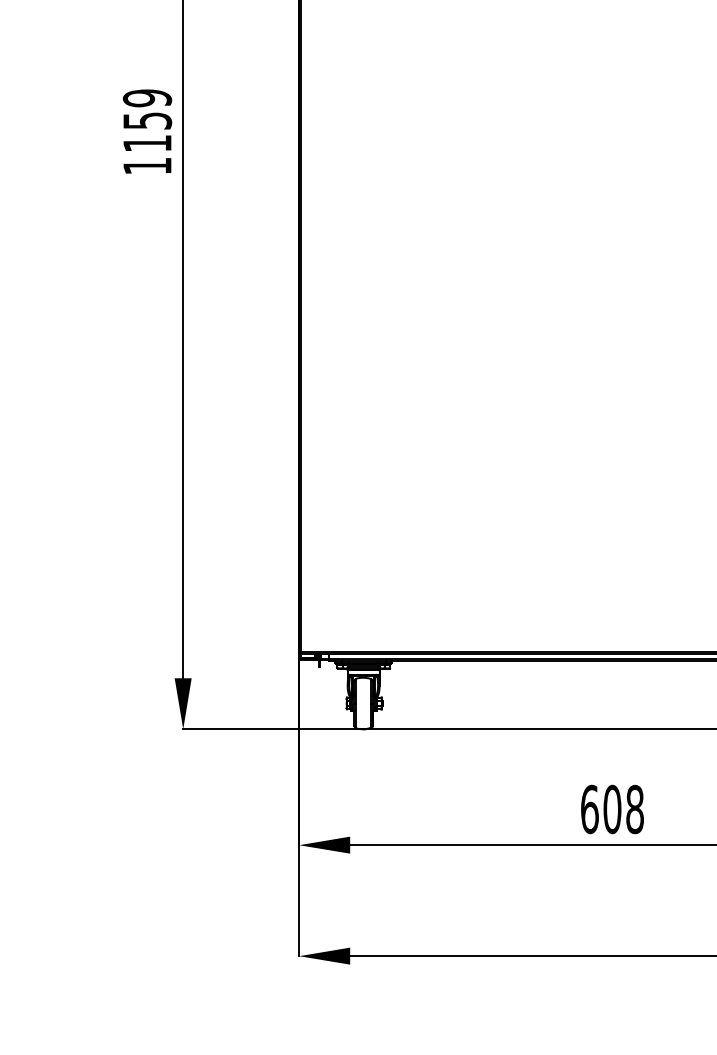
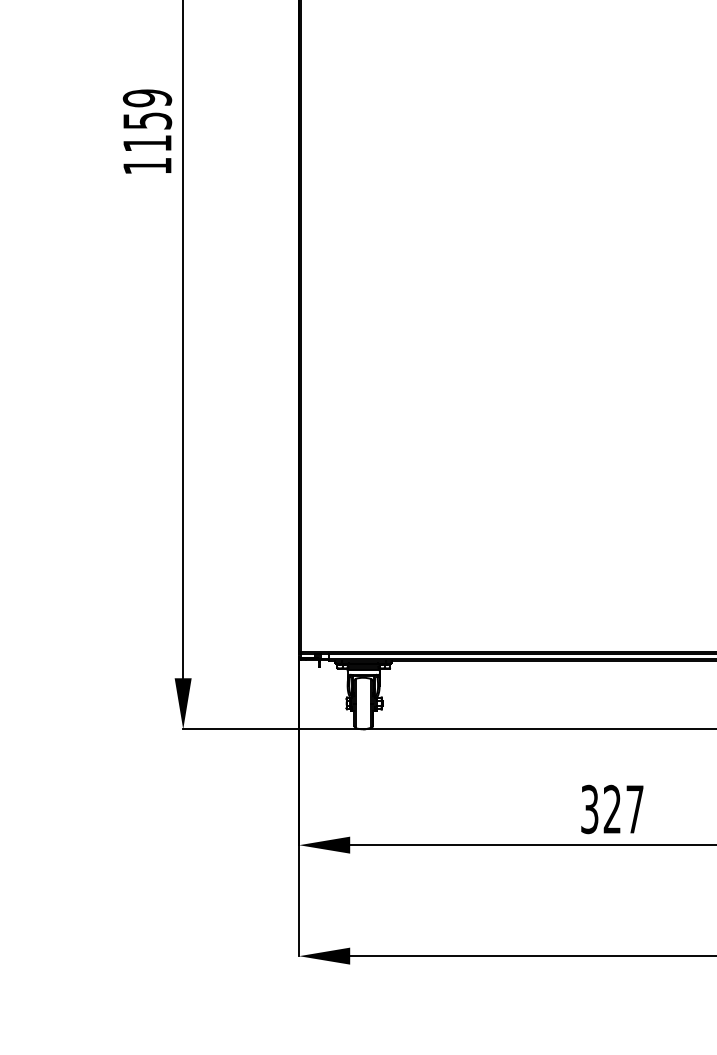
text: 608 -> 327 (612, 809)
